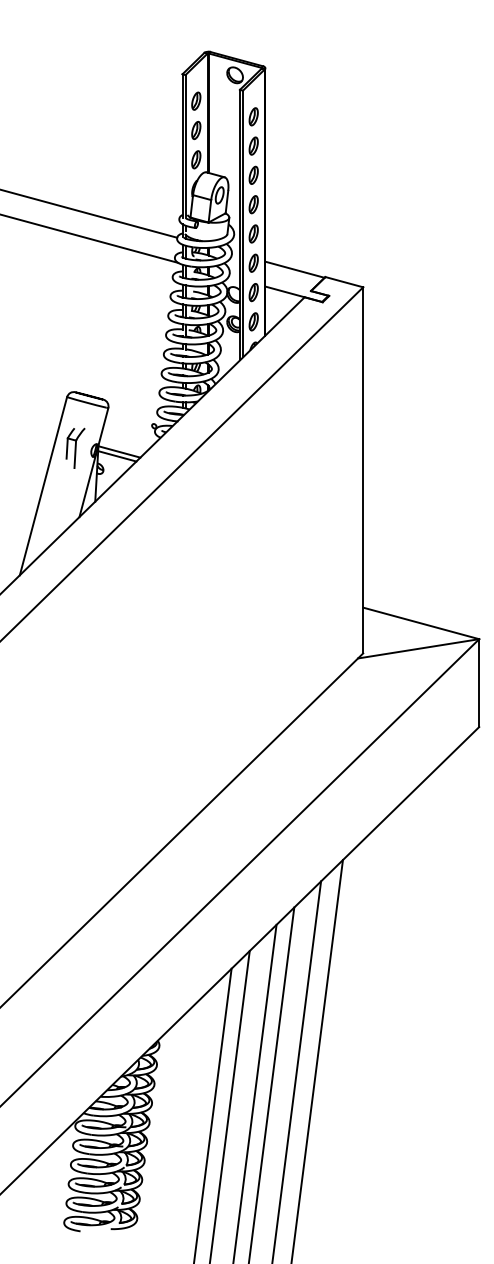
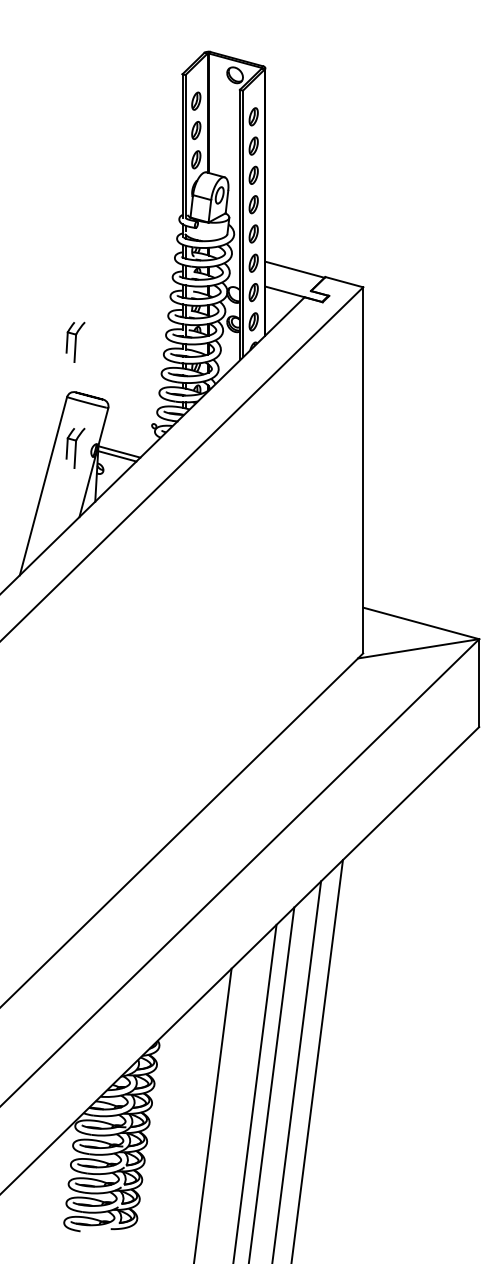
line: present -> none (89, 213)
line: present -> none (90, 238)
part: none -> present (75, 341)
line: present -> none (229, 1105)
